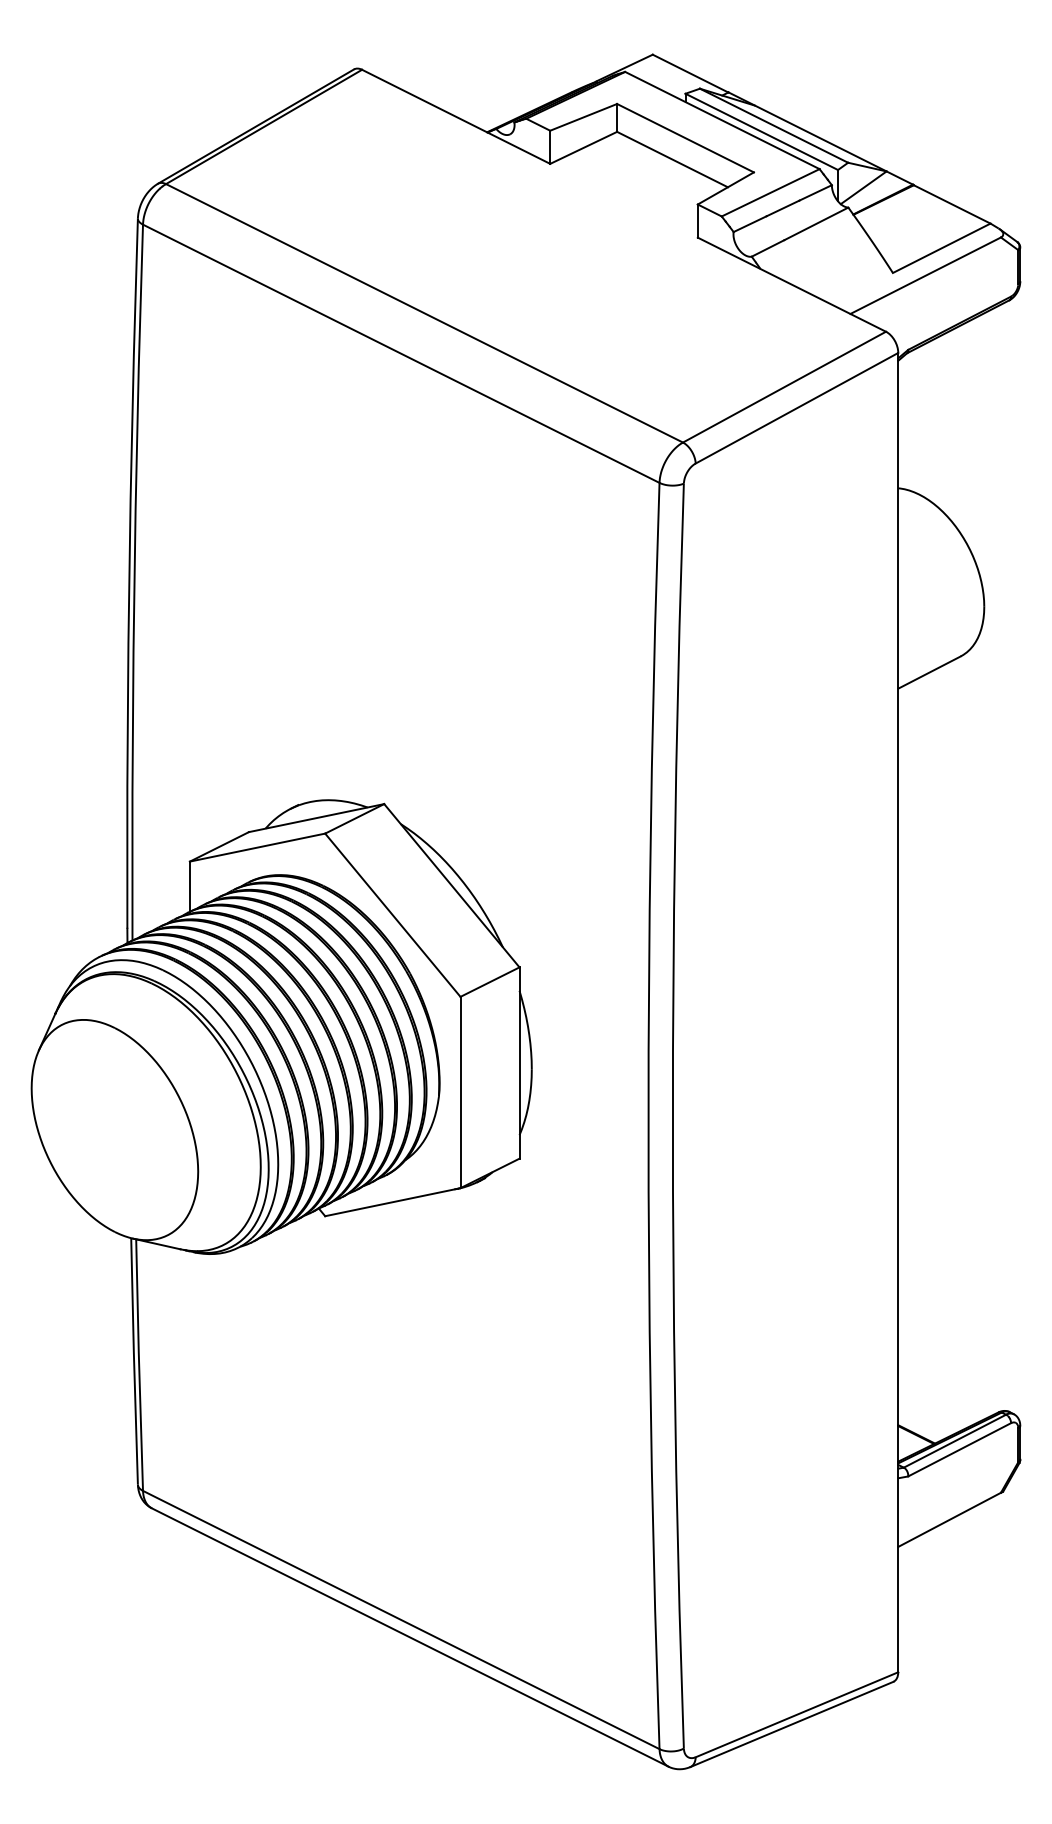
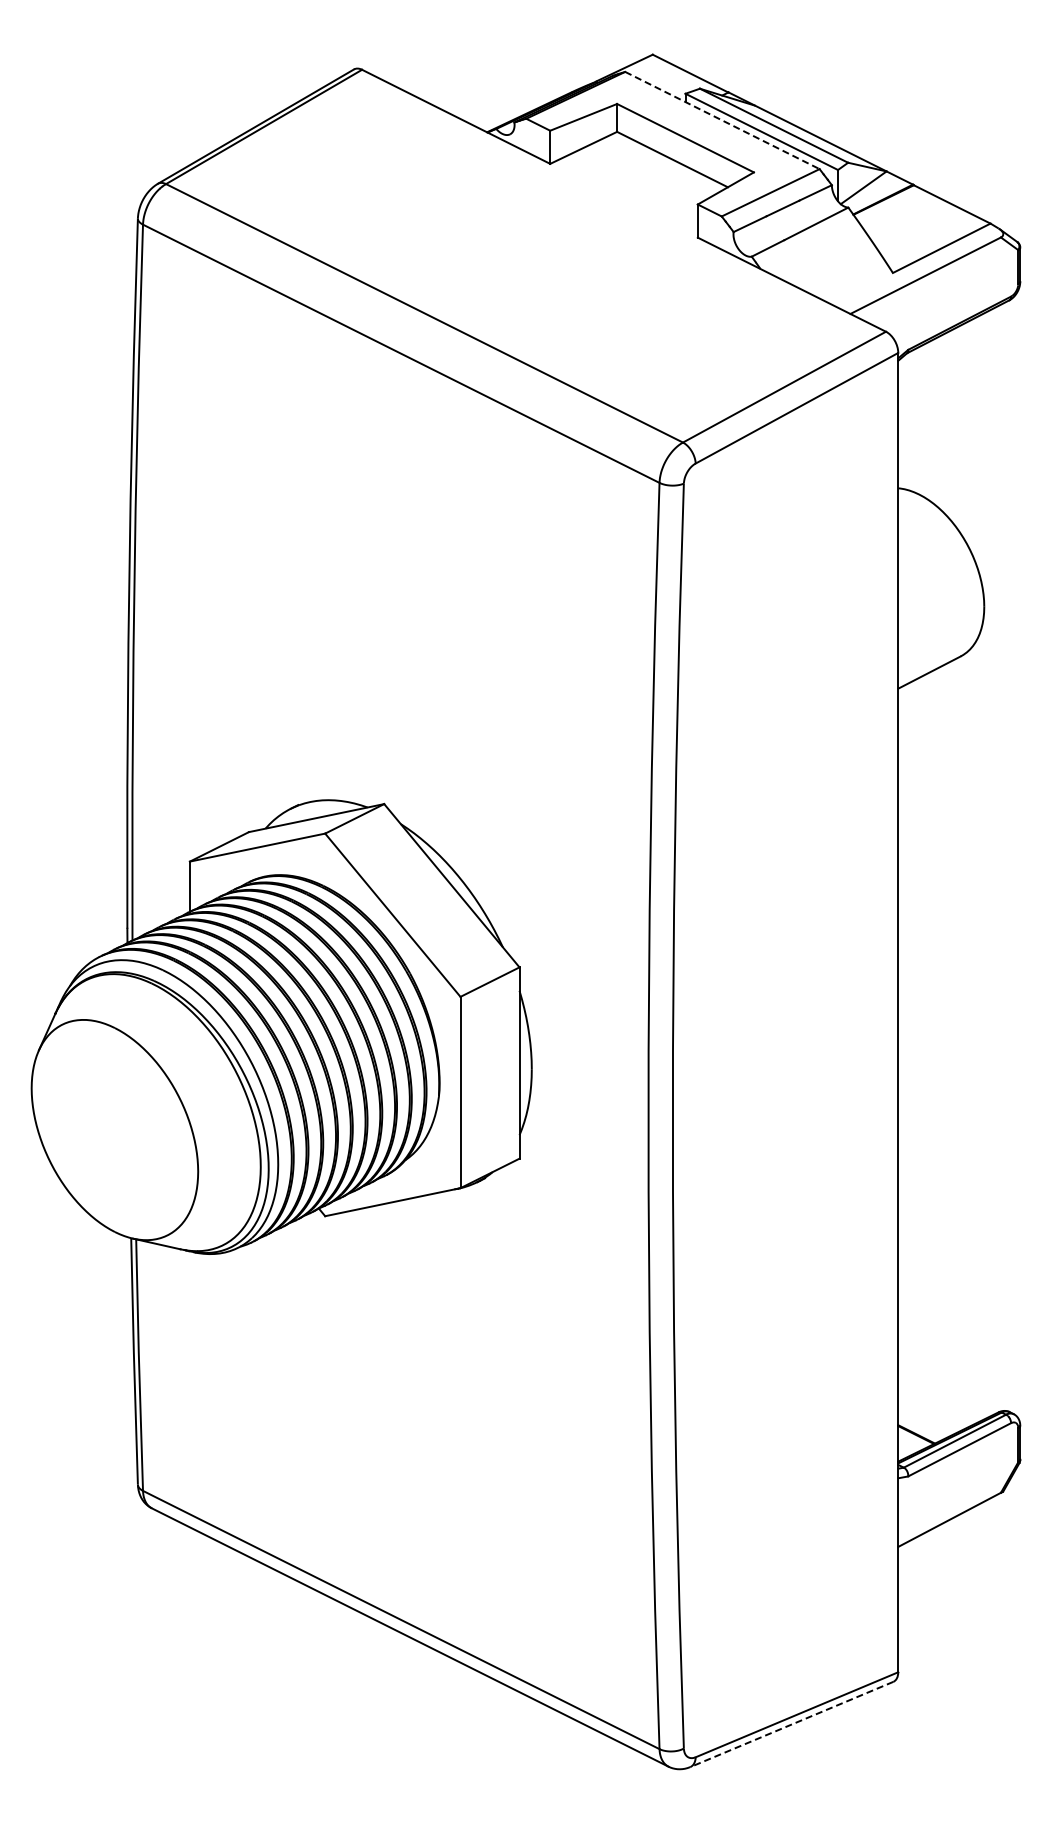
line: solid -> dashed (722, 120)
line: solid -> dashed (791, 1724)
